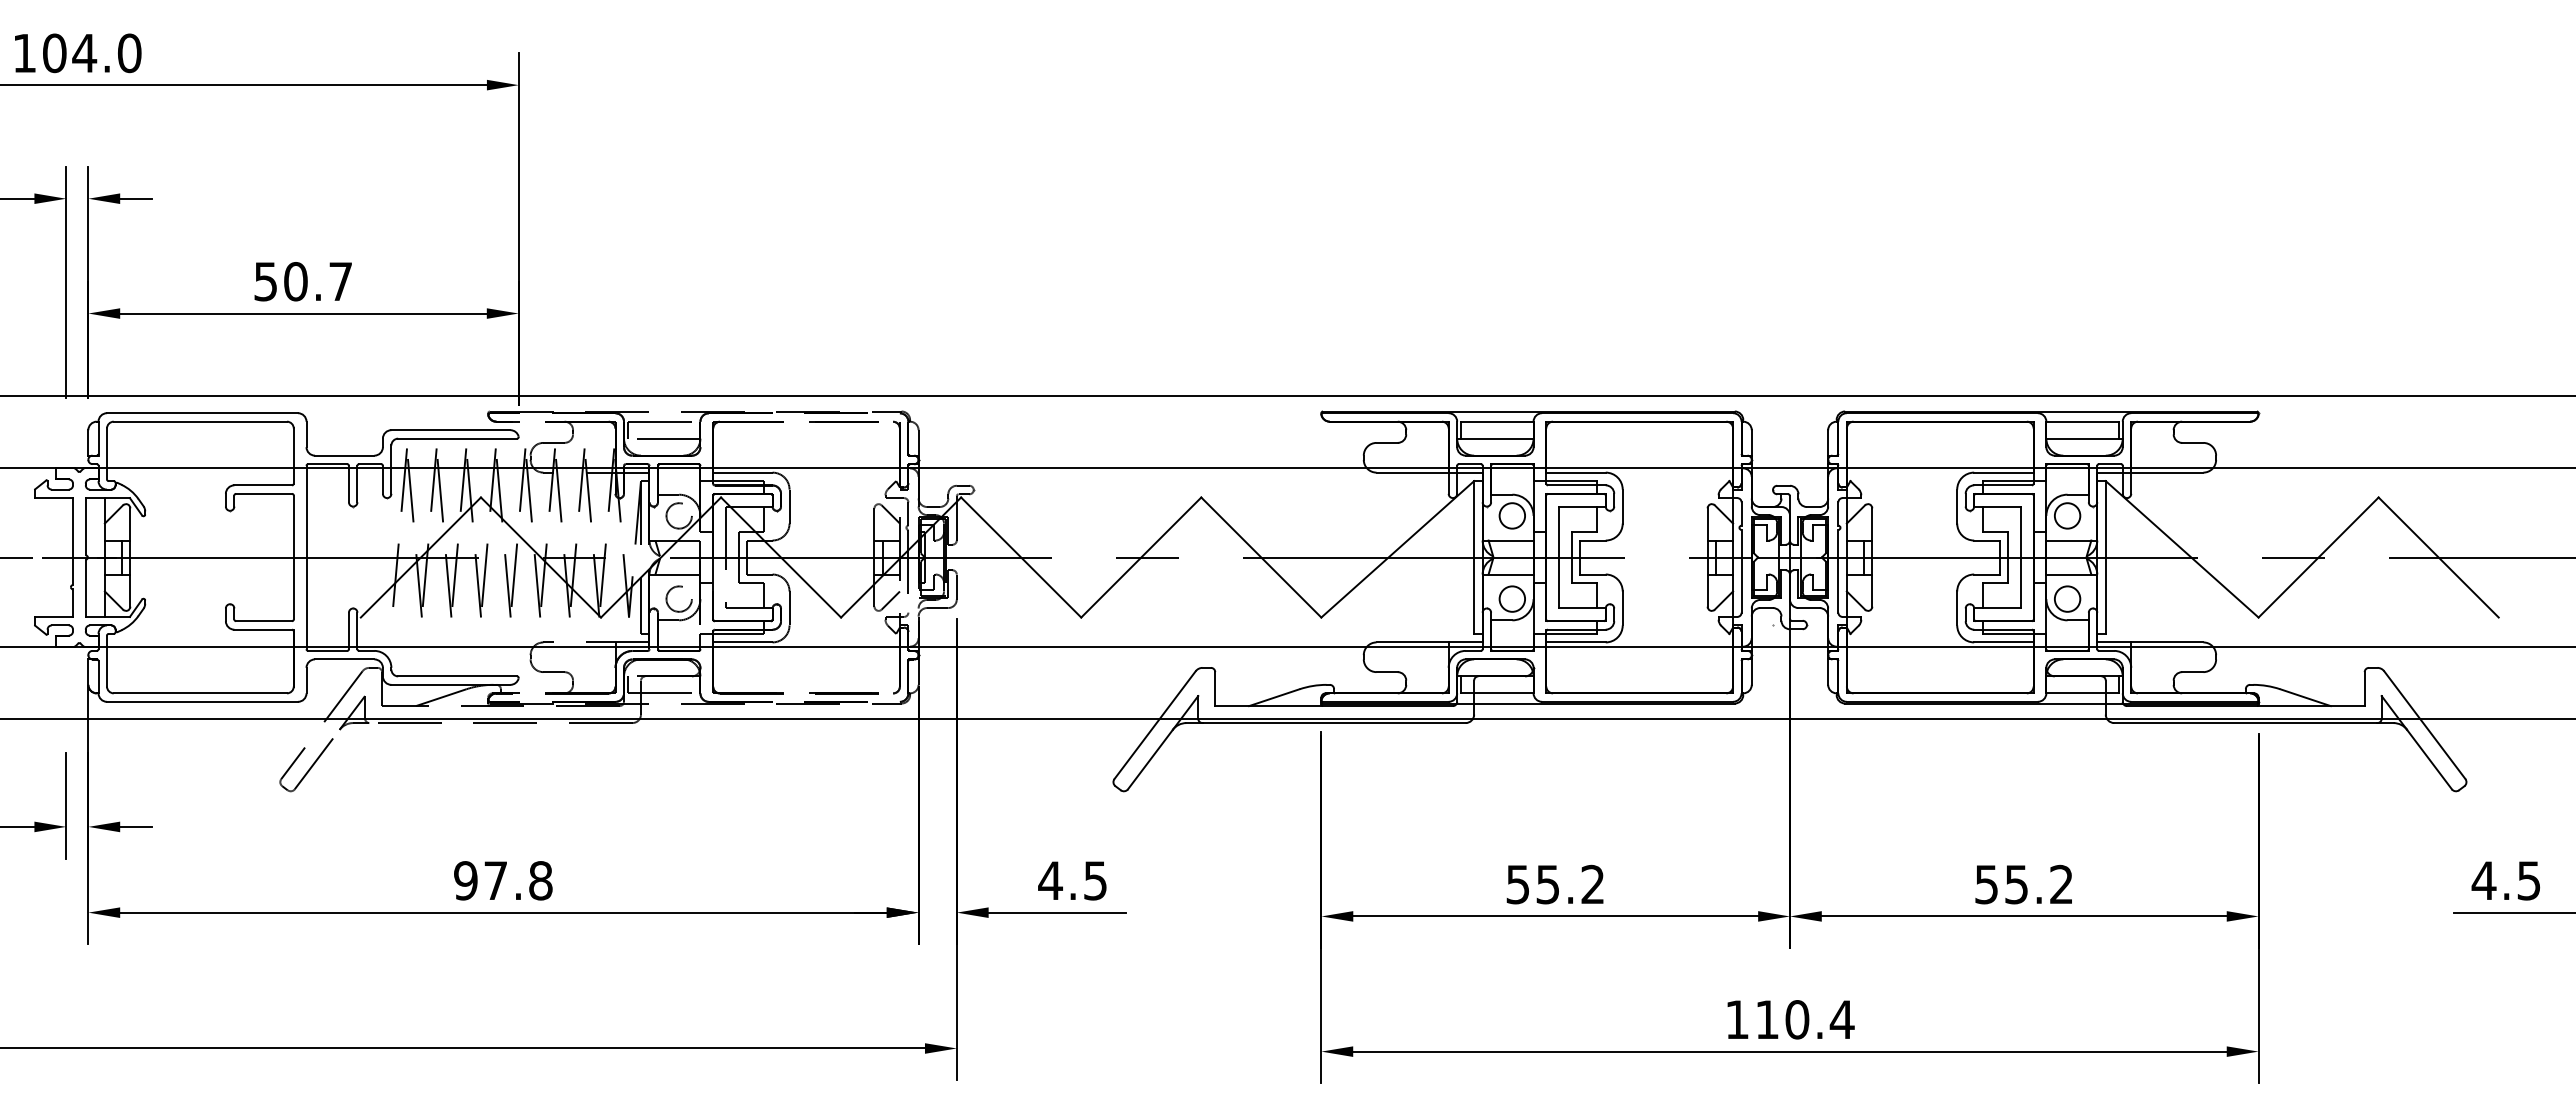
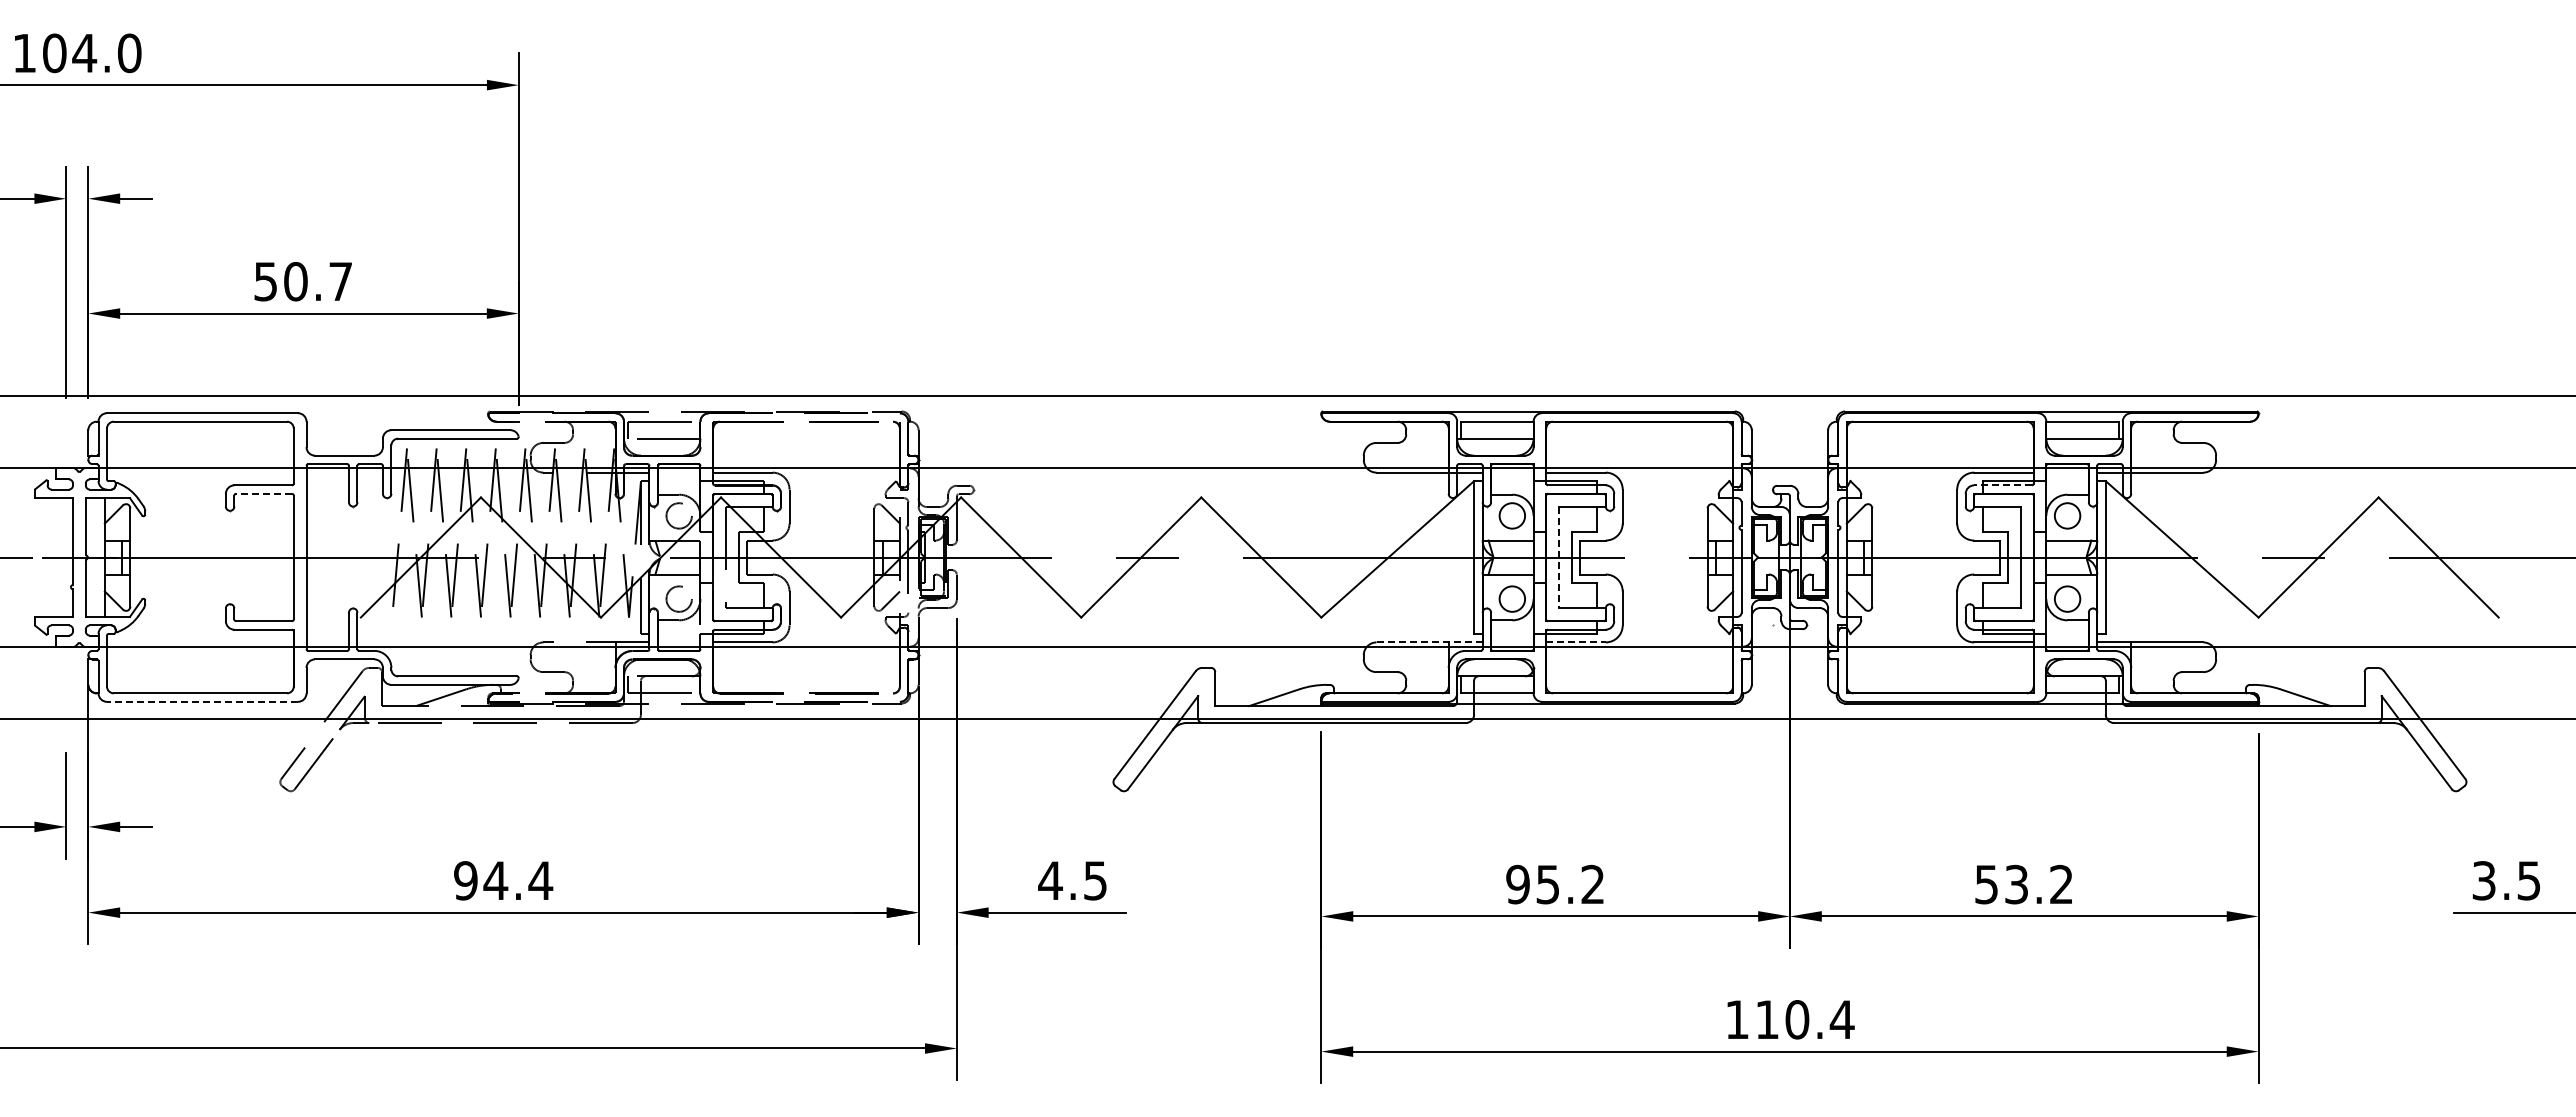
line: solid -> dashed (2003, 485)
line: solid -> dashed (263, 493)
line: solid -> dashed (1559, 557)
line: solid -> dashed (1429, 642)
line: solid -> dashed (1576, 642)
line: solid -> dashed (202, 701)
text: 97.8 -> 94.4 (518, 880)
text: 4.5 -> 3.5 (2483, 880)
text: 55.2 -> 53.2 (2016, 883)
text: 55.2 -> 95.2 (1517, 884)
